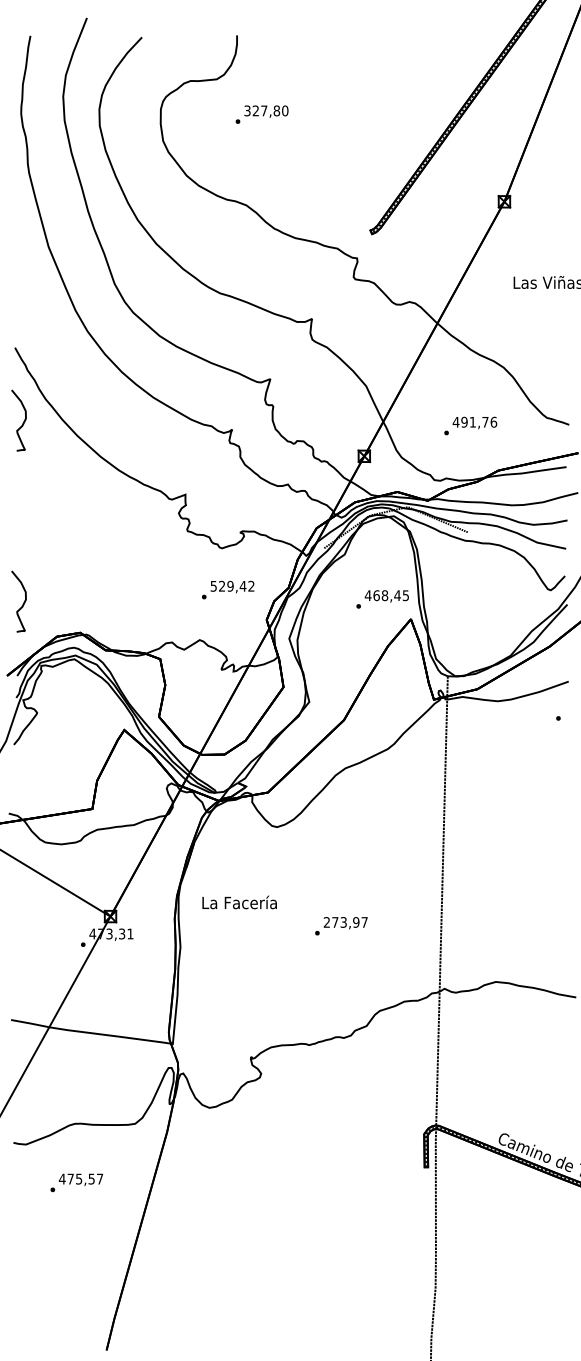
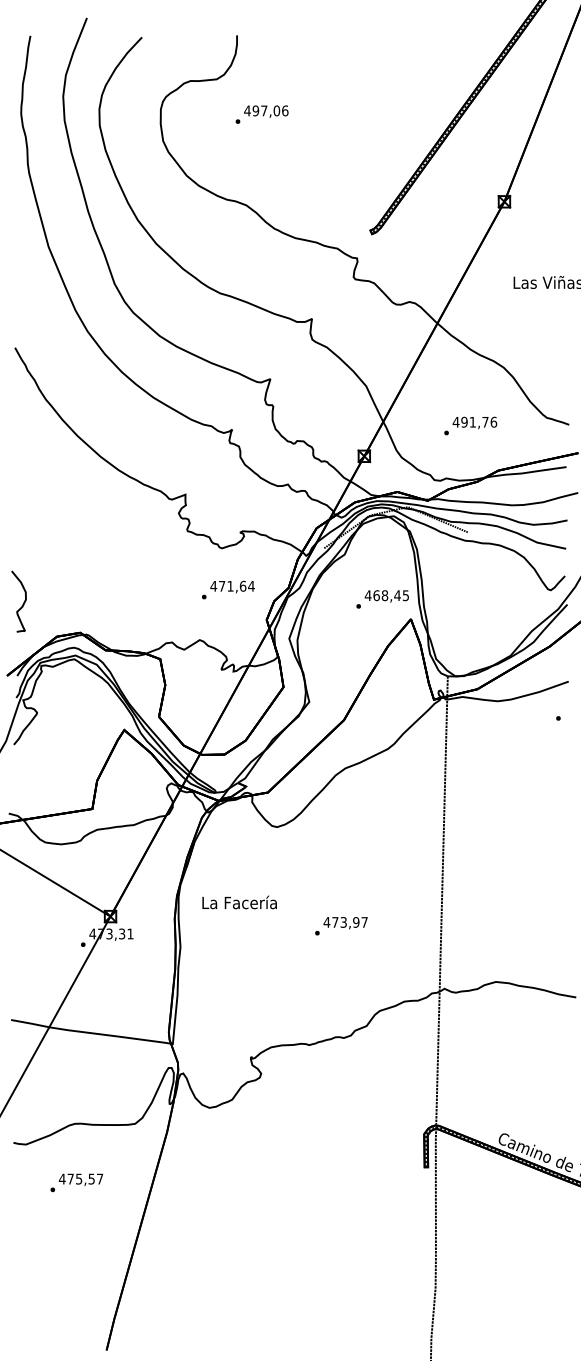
text: 327,80 -> 497,06 (266, 110)
curve: present -> none (22, 423)
text: 529,42 -> 471,64 (232, 585)
text: 273,97 -> 473,97 (326, 922)
